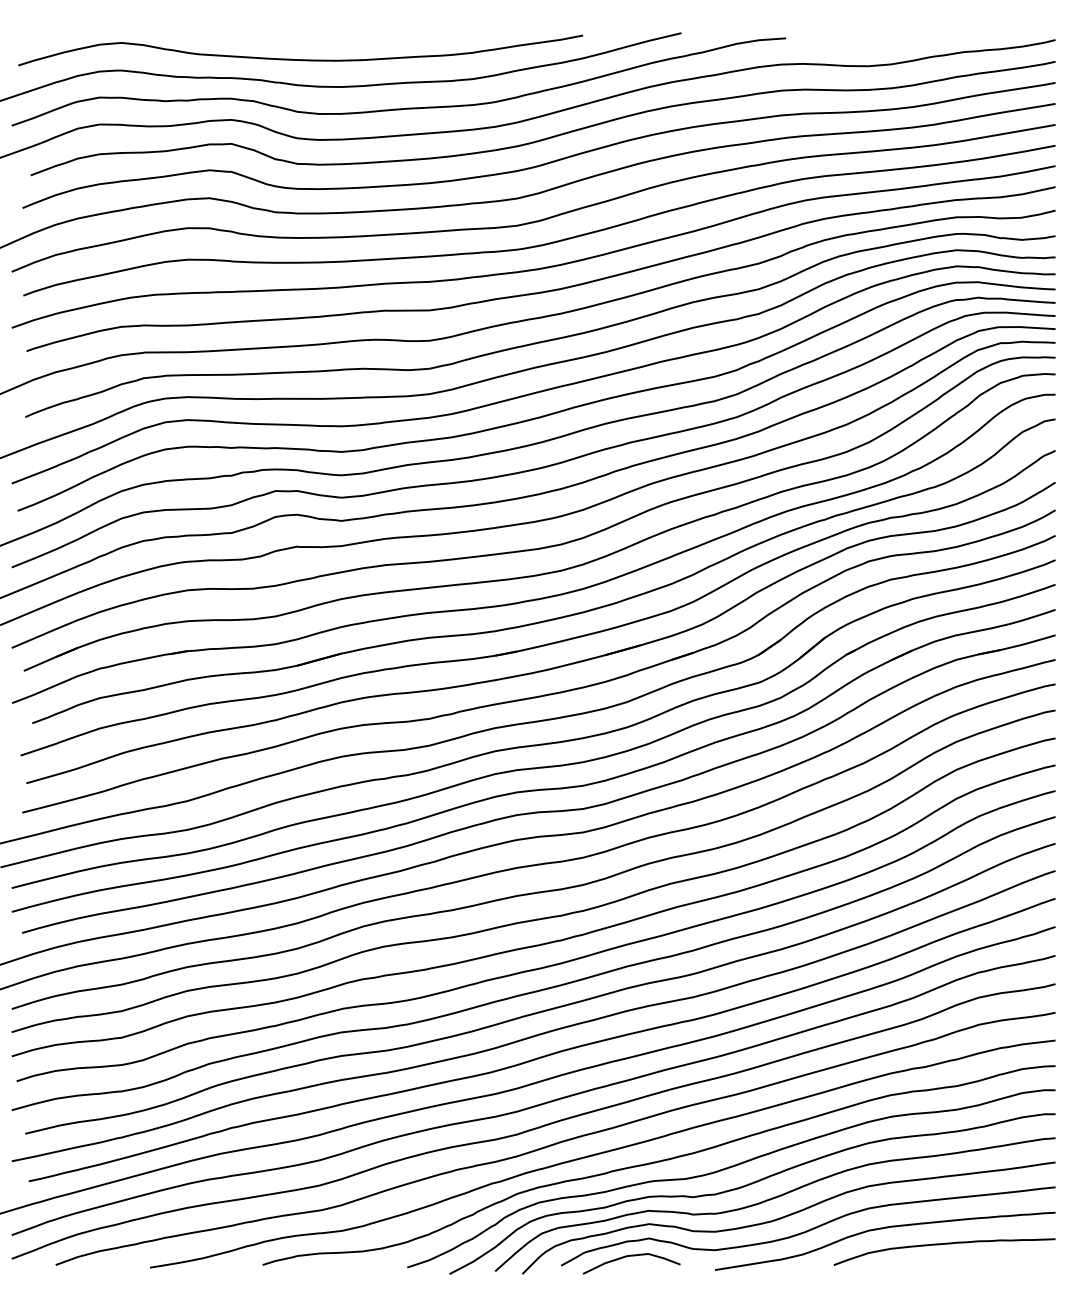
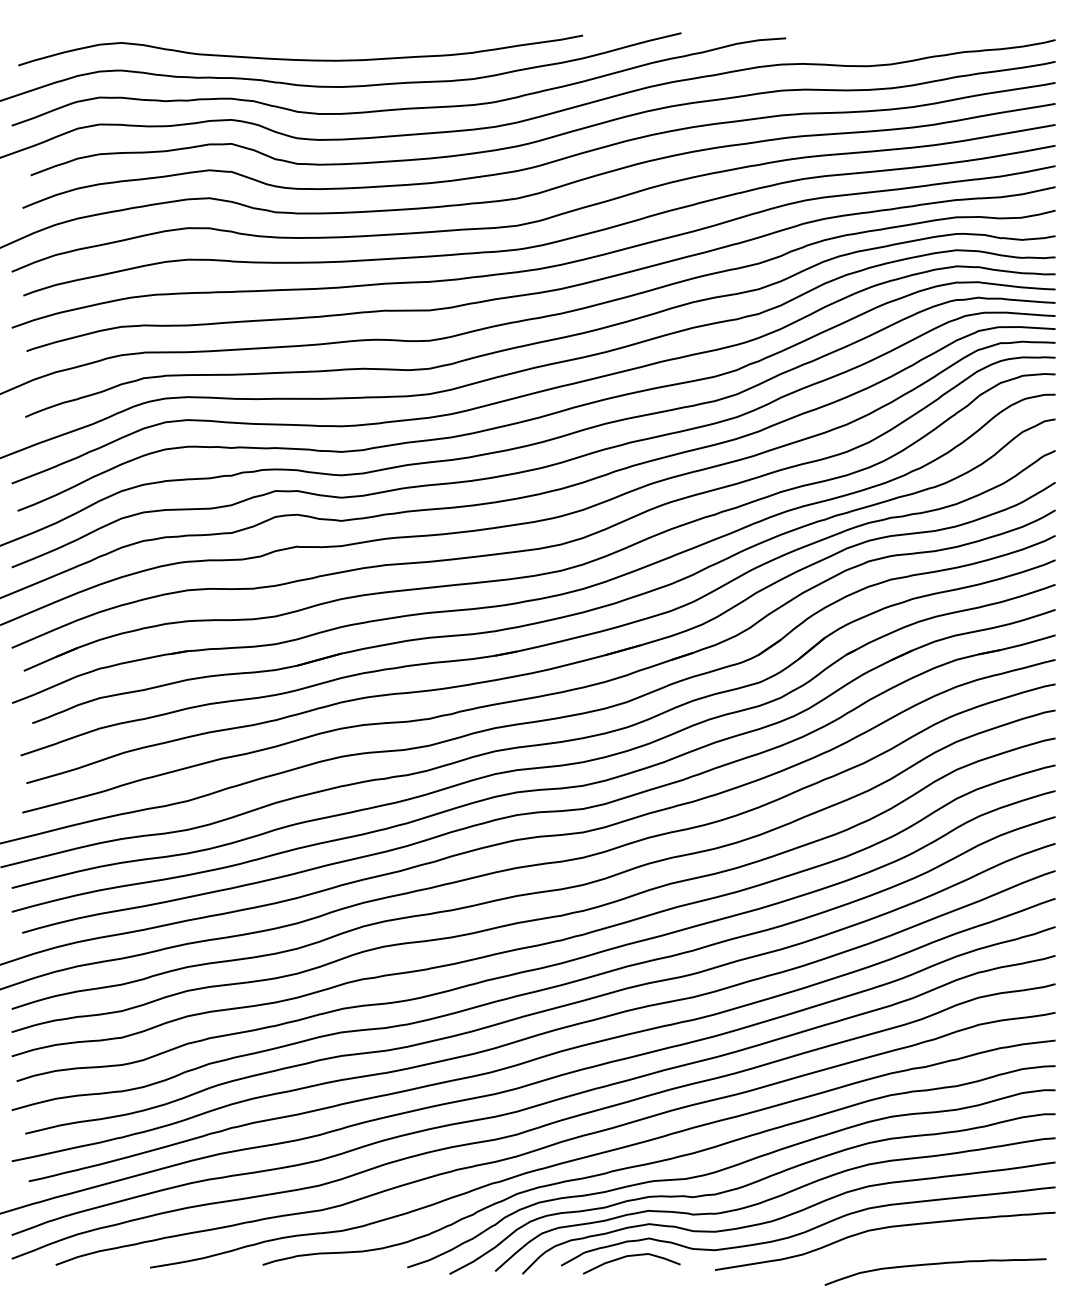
curve position: (944, 1244) -> (935, 1264) (935, 1264)
